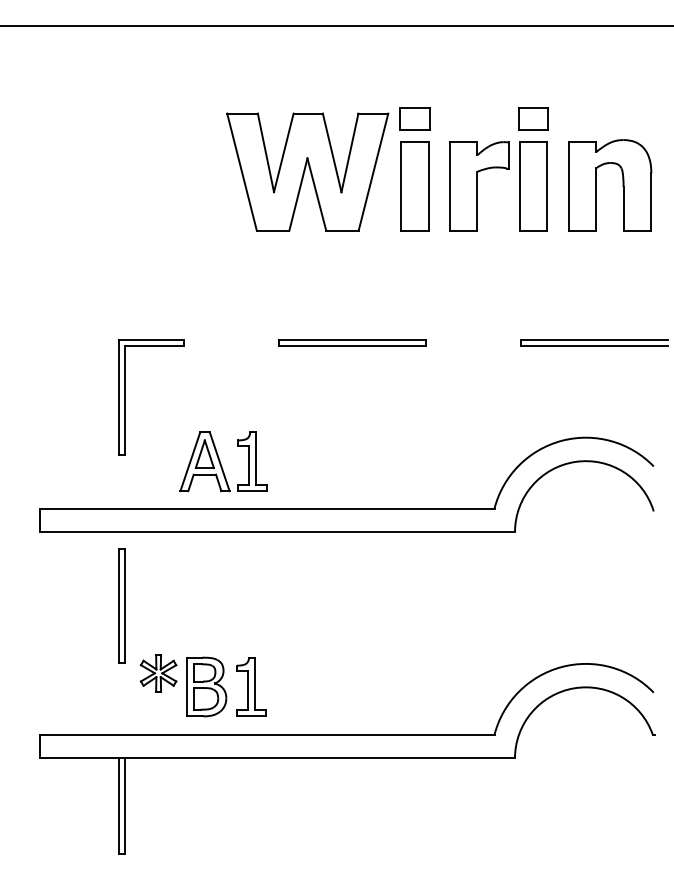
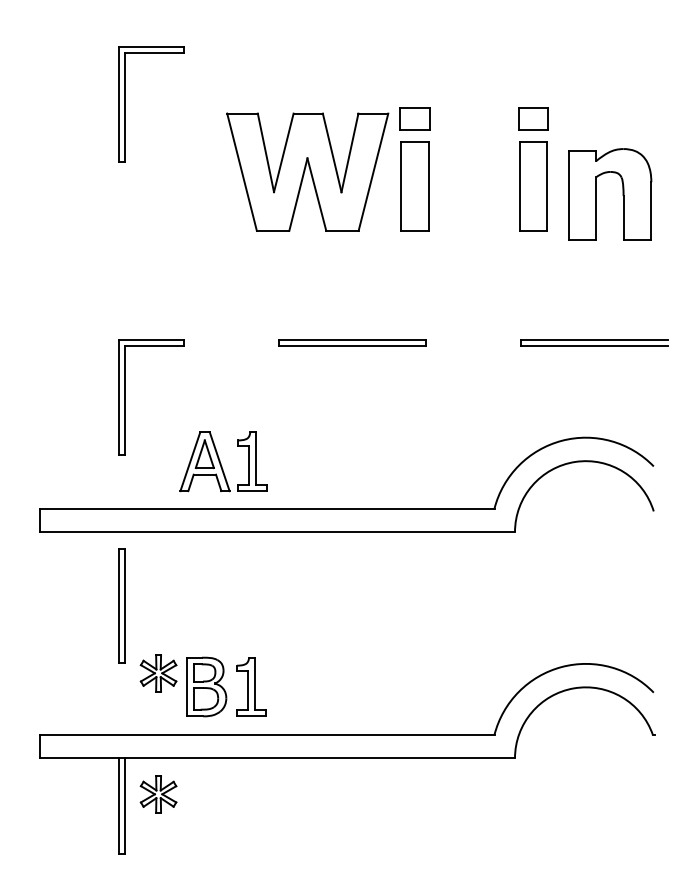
line: present -> none (336, 26)
part: none -> present (125, 104)
part position: (622, 185) -> (622, 194) (622, 194)
part: present -> none (479, 186)
part: none -> present (158, 794)
